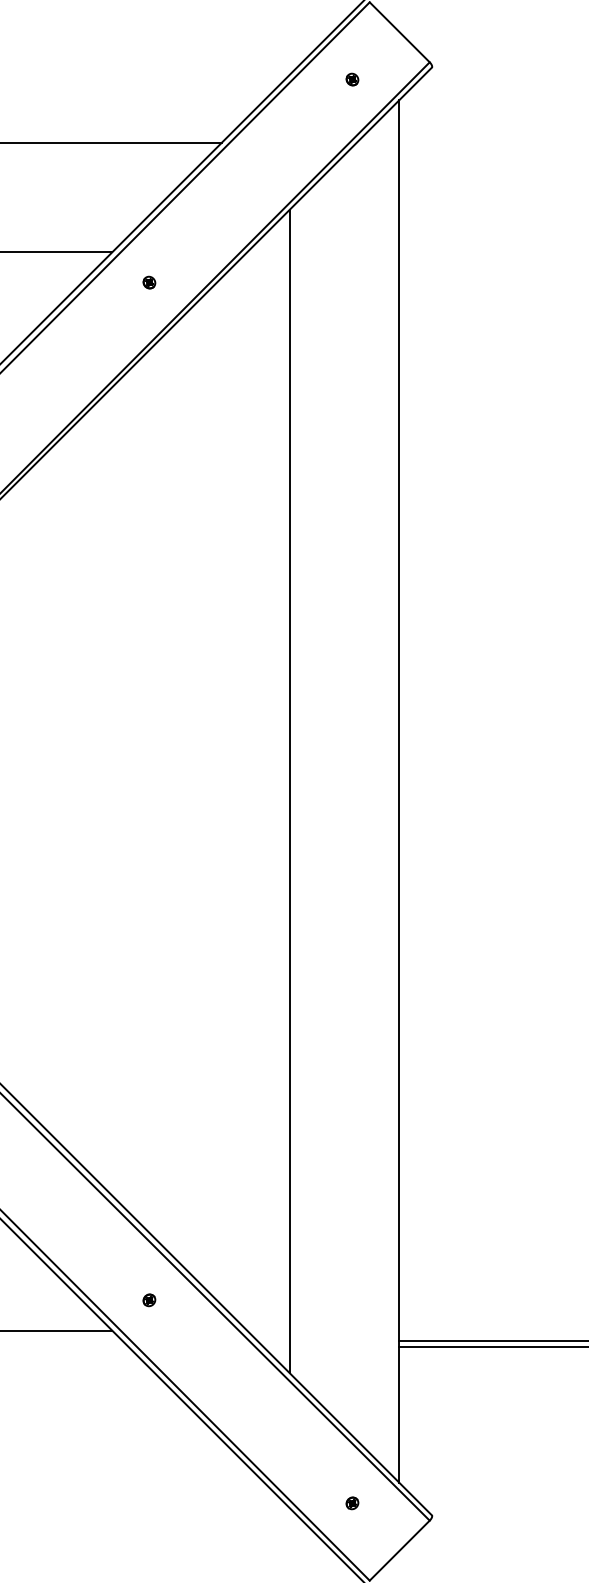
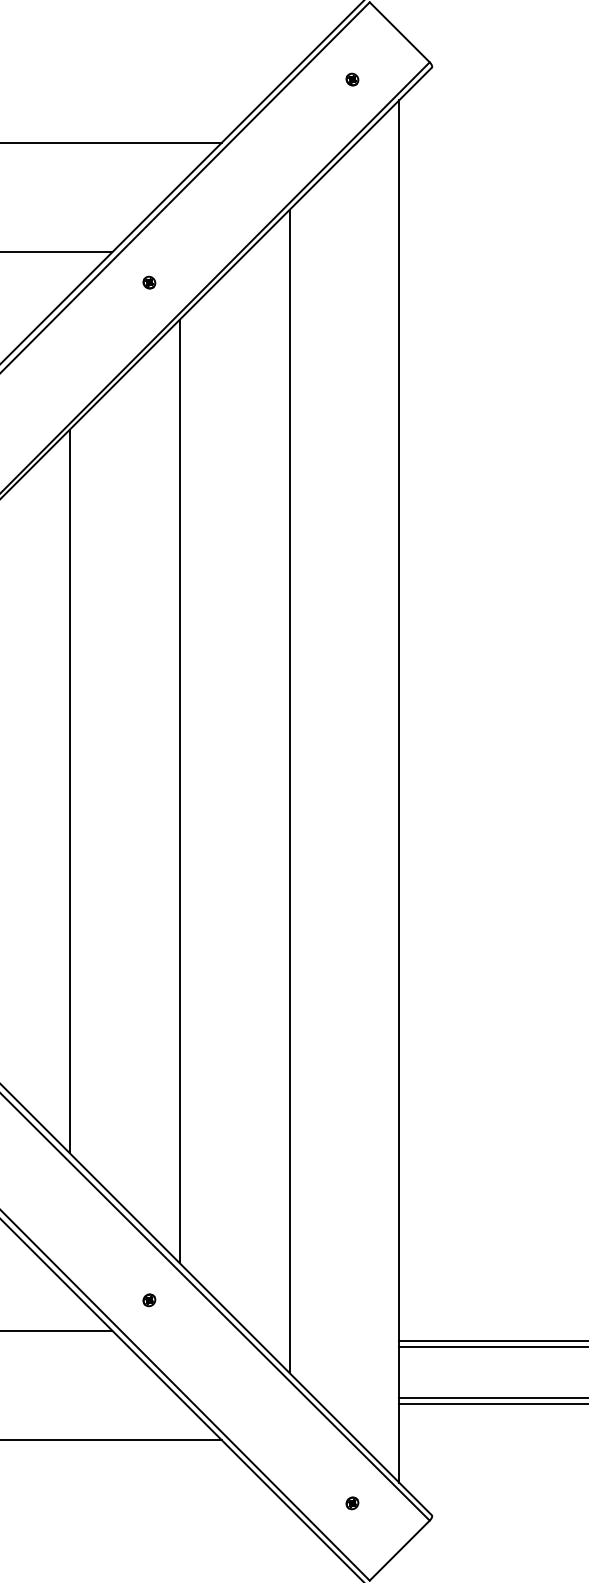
line: none -> present (69, 791)
line: none -> present (179, 791)
line: none -> present (492, 1398)
line: none -> present (492, 1404)
line: none -> present (112, 1440)
